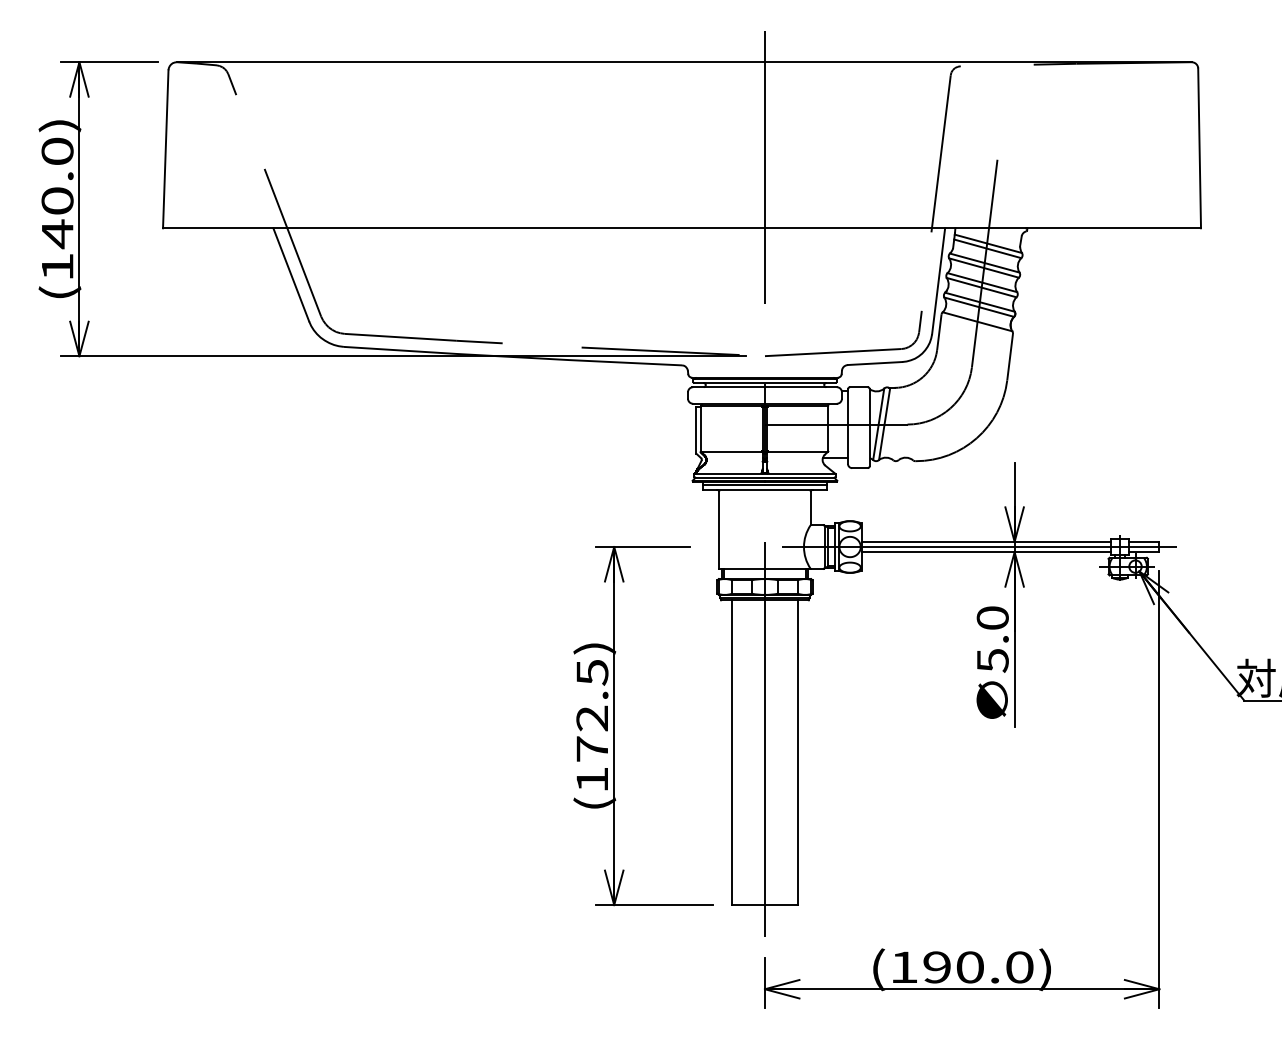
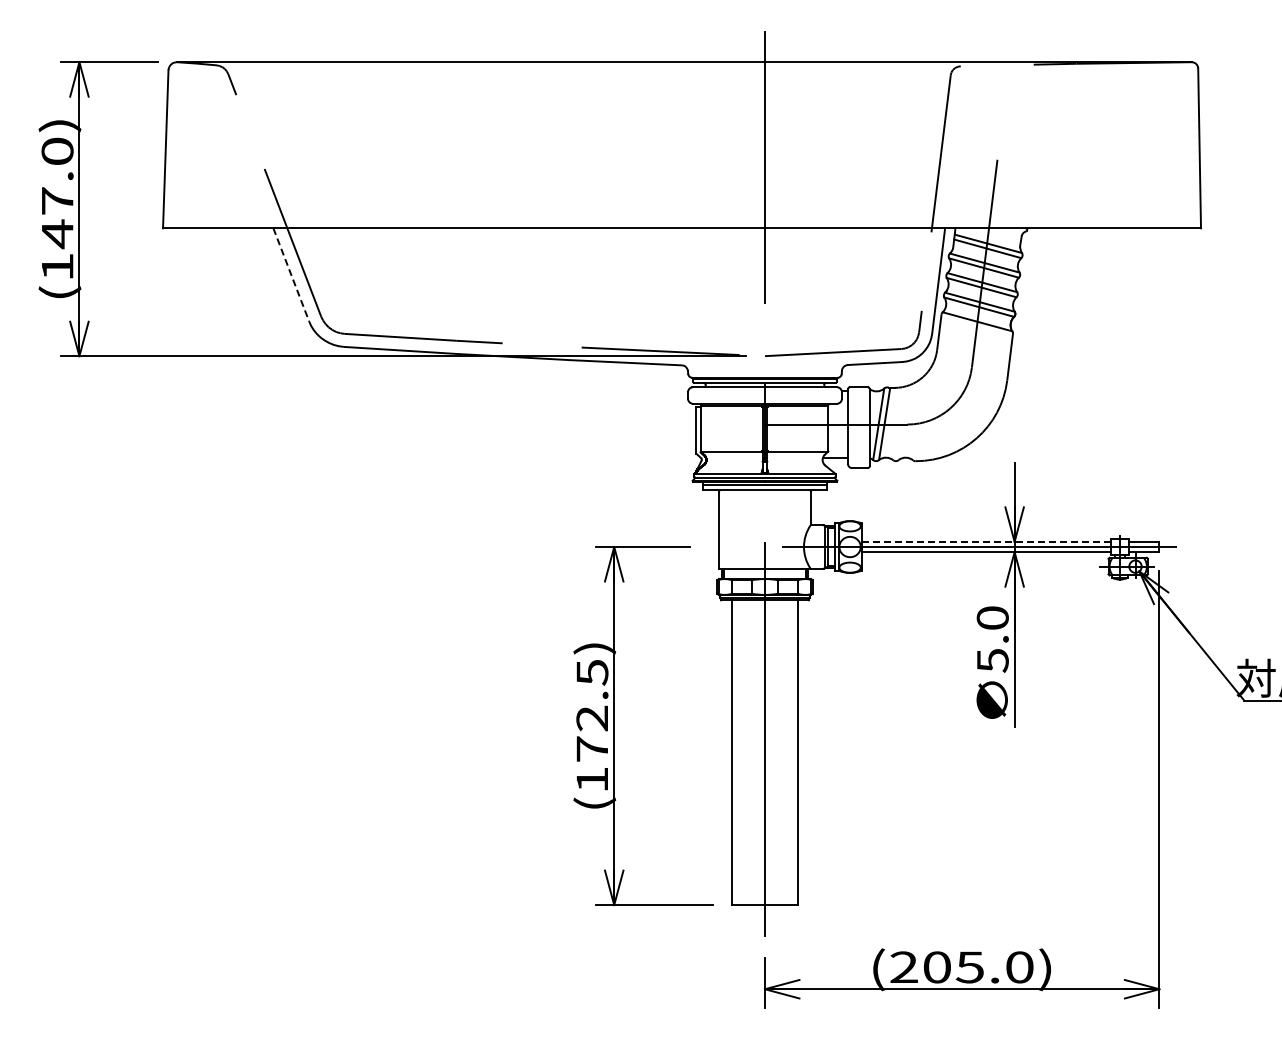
text: (140.0) -> (147.0) (57, 200)
line: solid -> dashed (291, 274)
line: solid -> dashed (986, 541)
text: (190.0) -> (205.0) (936, 967)
